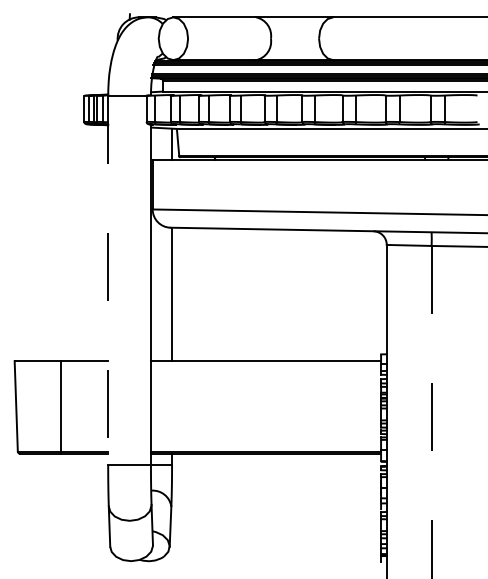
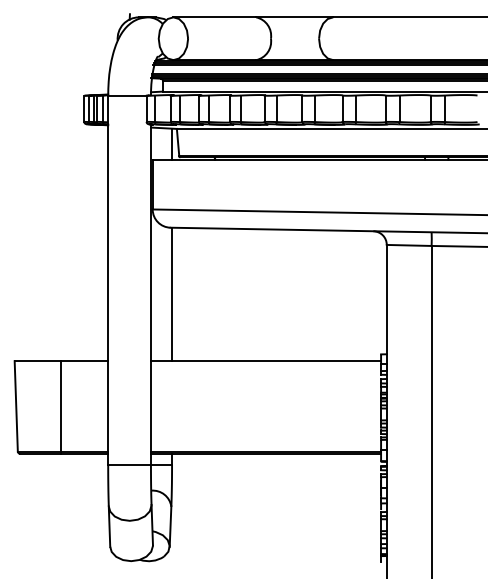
line: dashed -> solid (108, 280)
line: dashed -> solid (431, 412)
